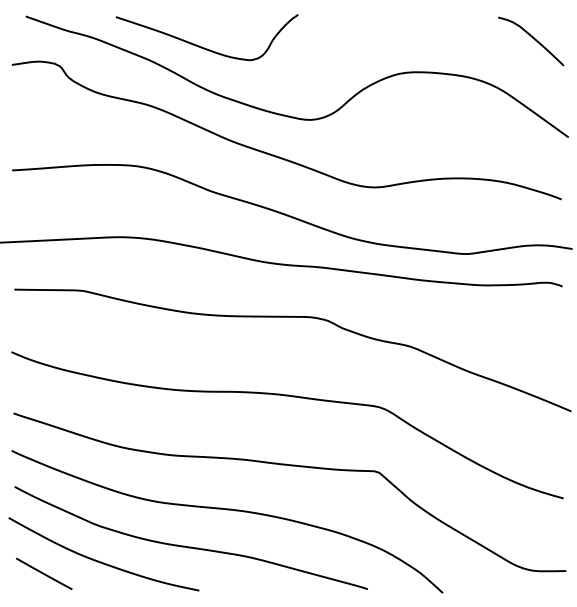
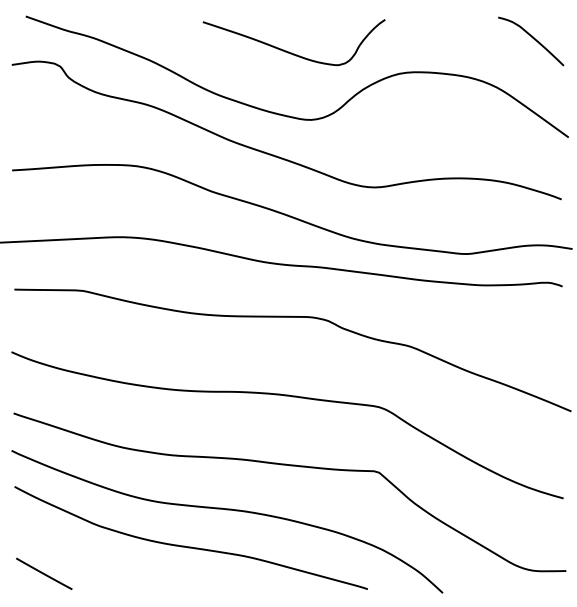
curve position: (202, 46) -> (289, 51) (289, 51)
curve: present -> none (101, 561)
